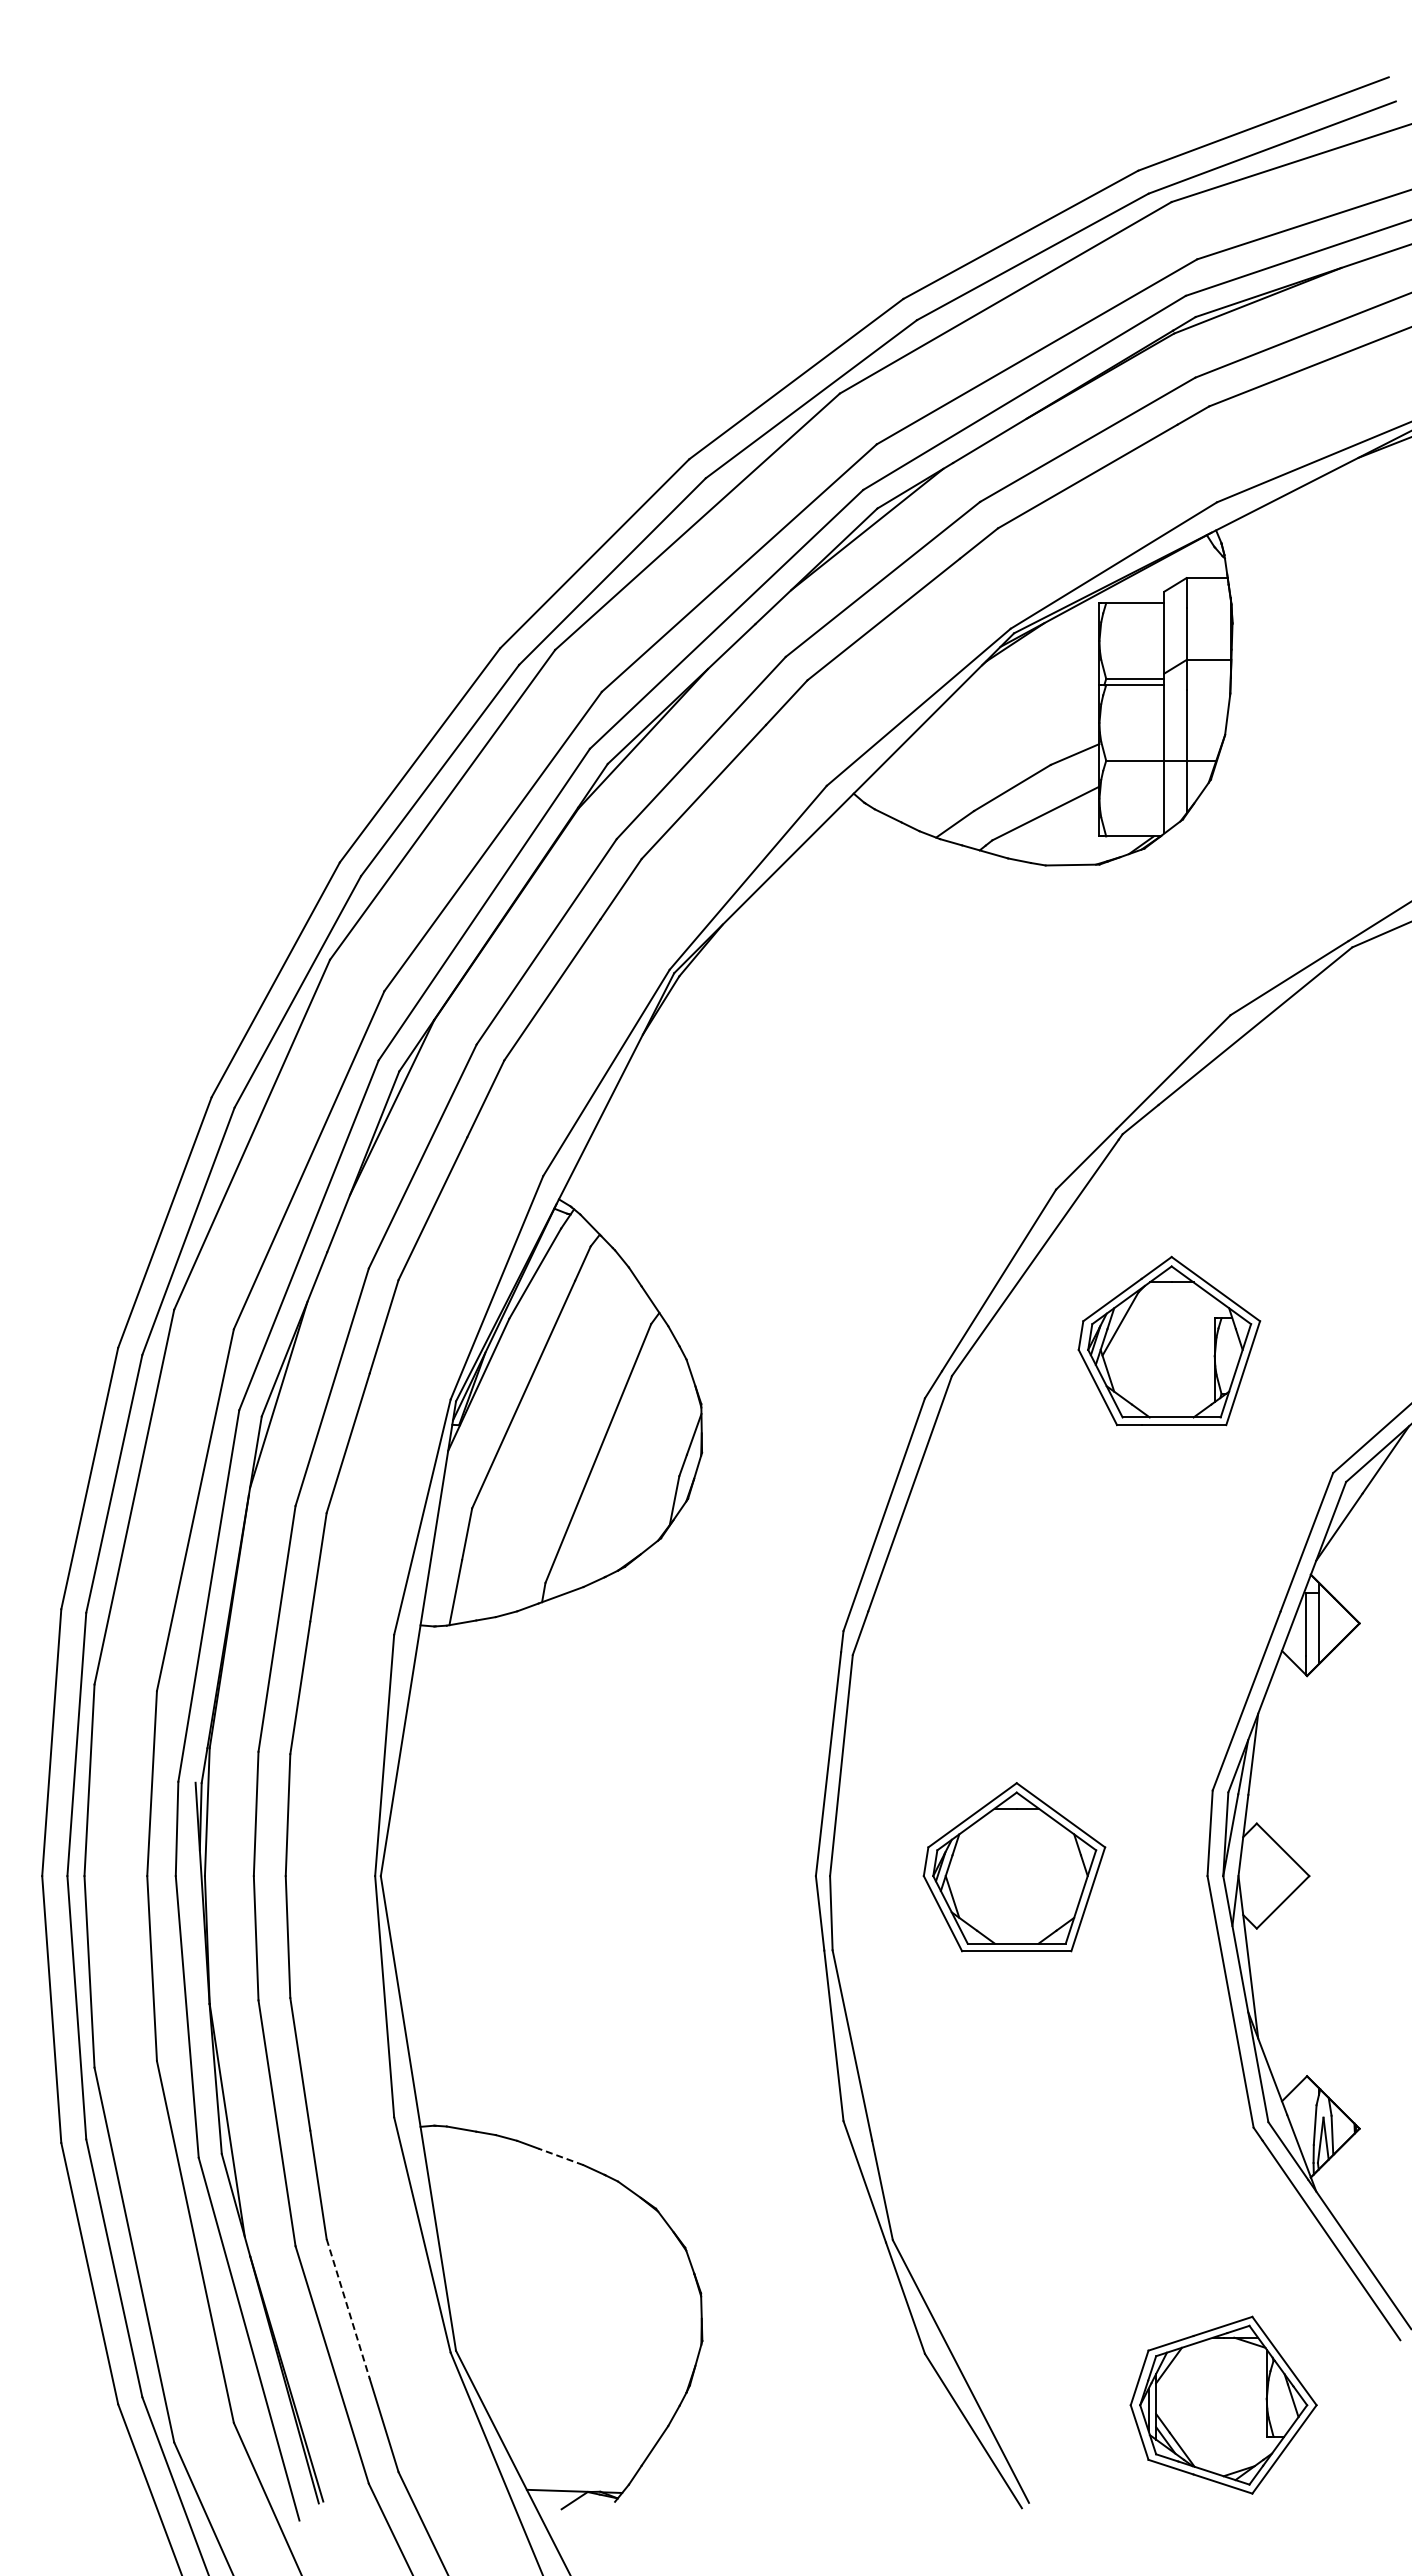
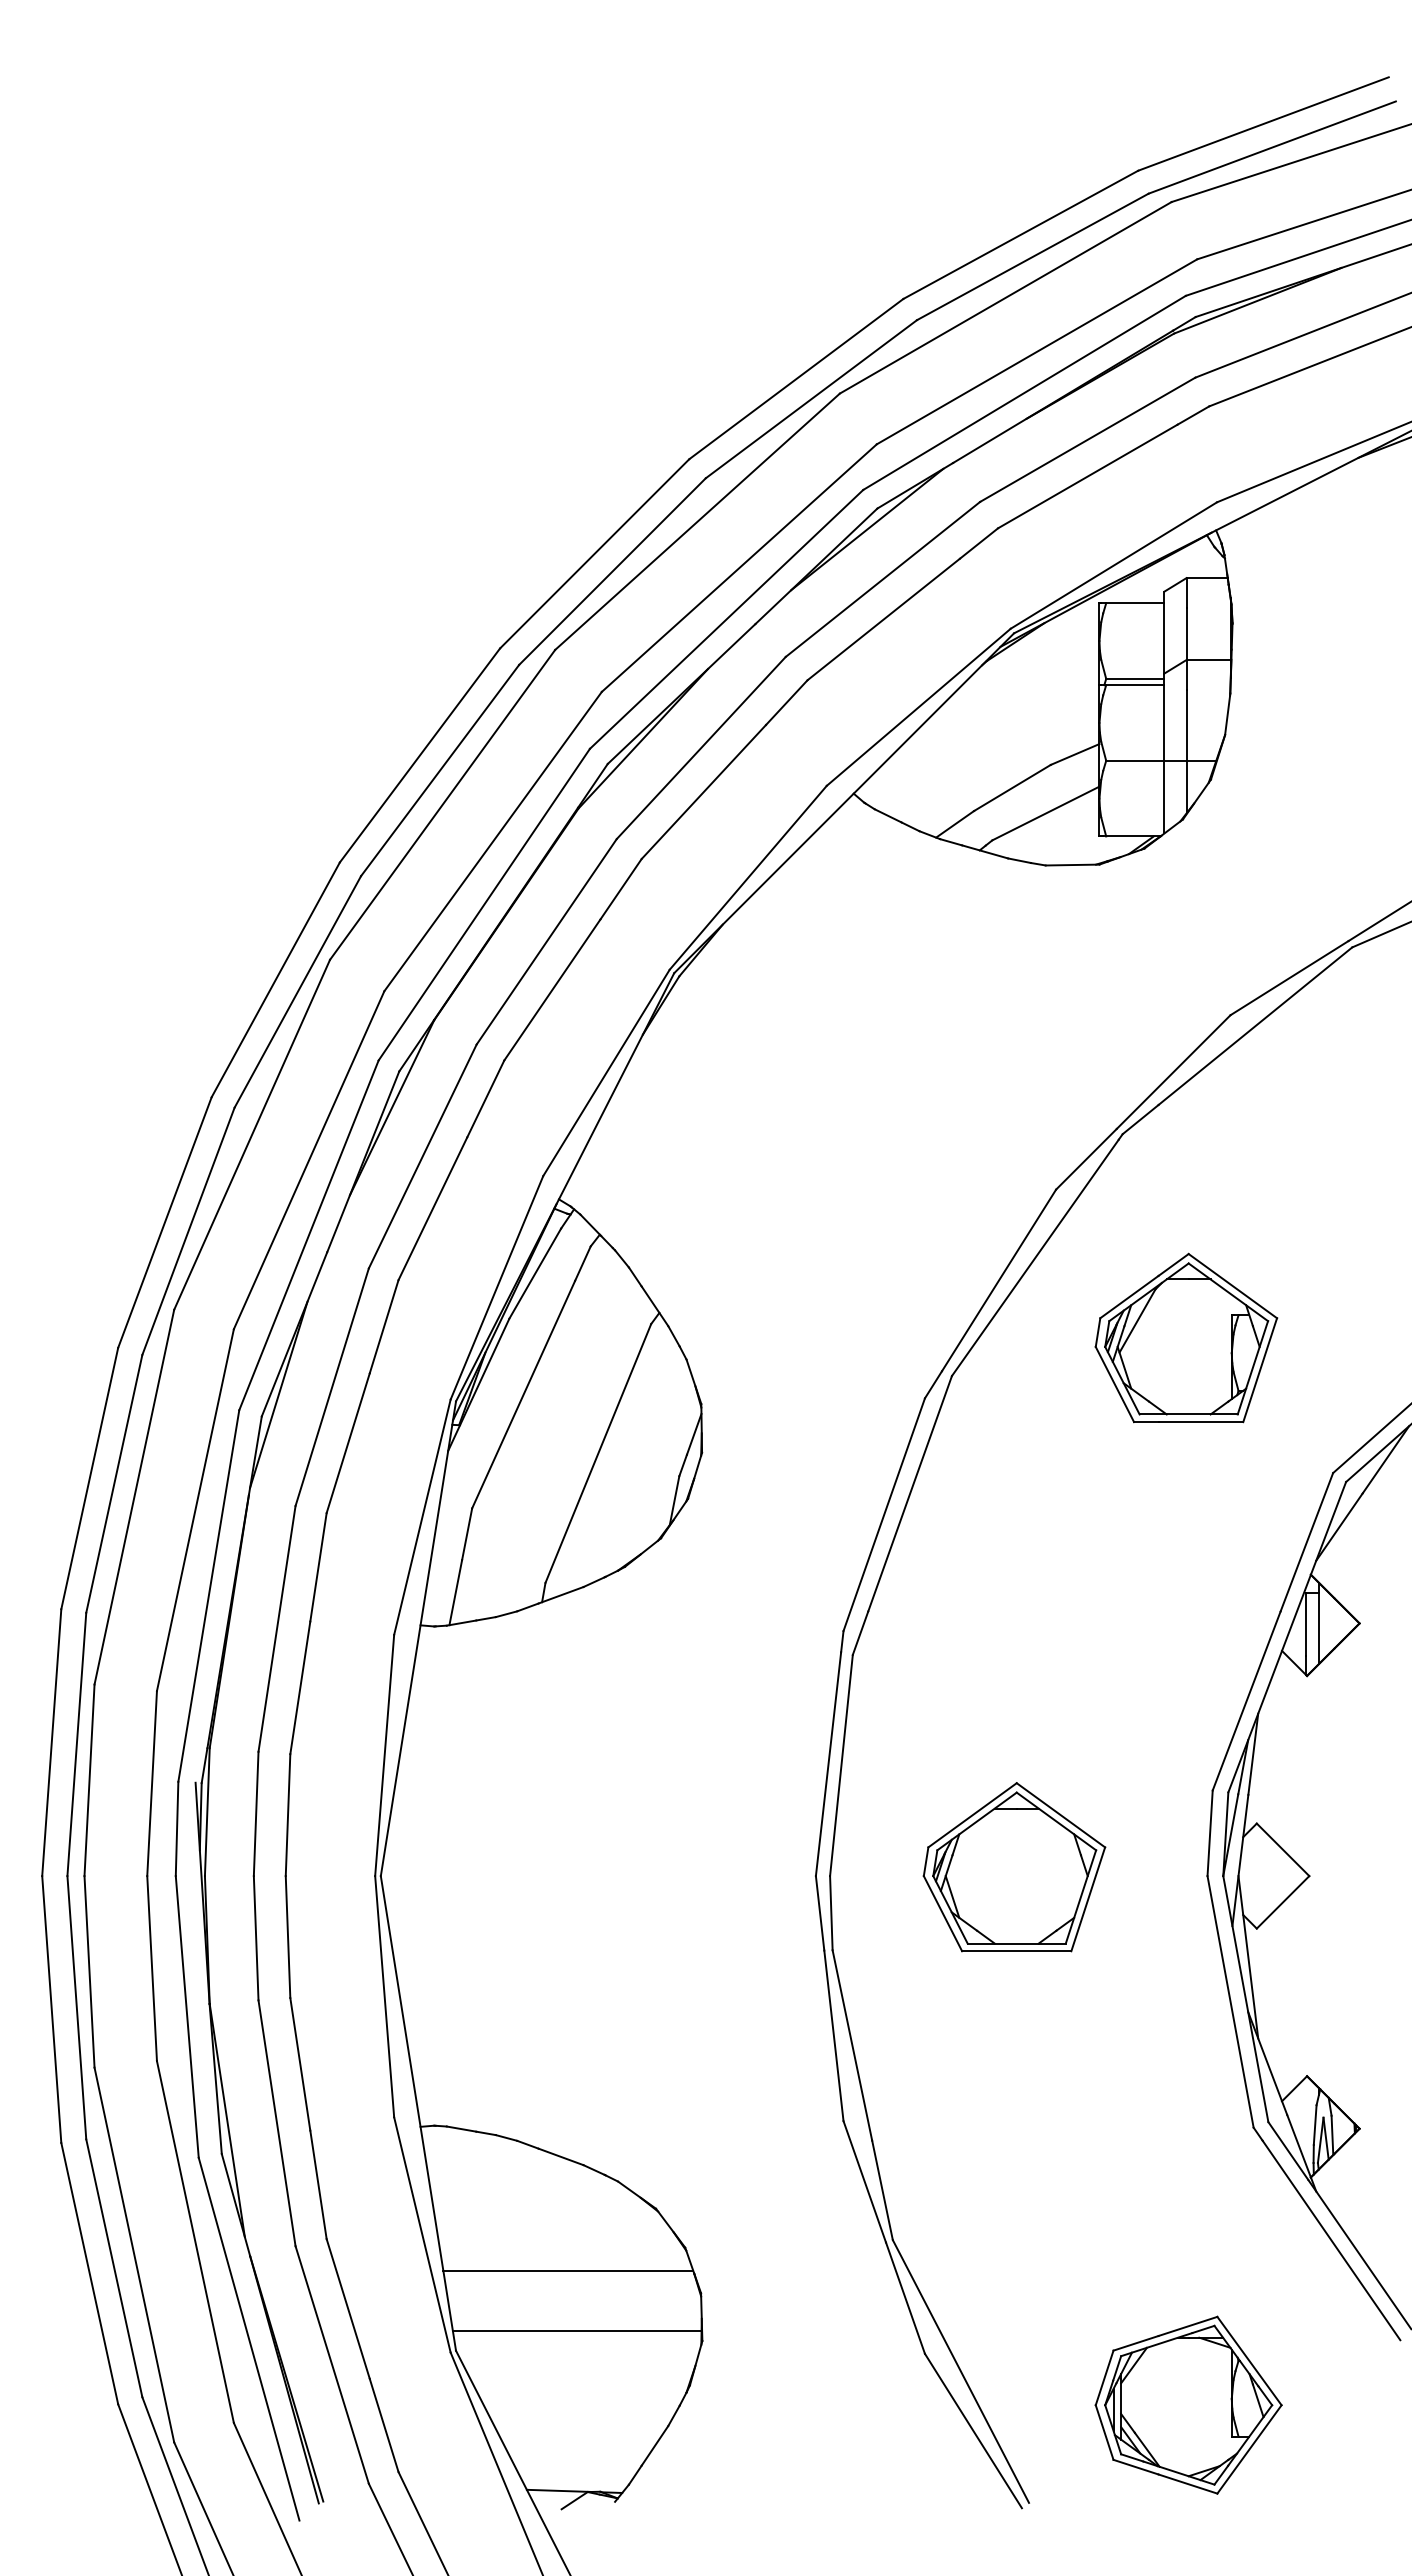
part position: (1169, 1340) -> (1186, 1337) (1186, 1337)
line: dashed -> solid (561, 2156)
line: none -> present (568, 2270)
line: dashed -> solid (348, 2309)
line: none -> present (576, 2330)
part position: (1223, 2404) -> (1188, 2404) (1188, 2404)
